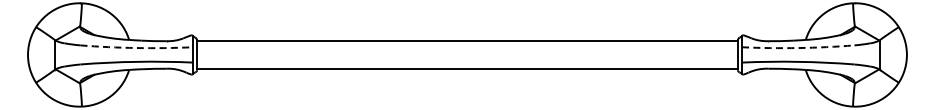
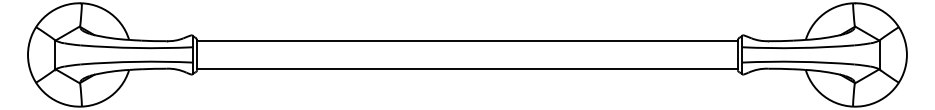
arc: dashed -> solid (136, 48)
arc: dashed -> solid (798, 48)
